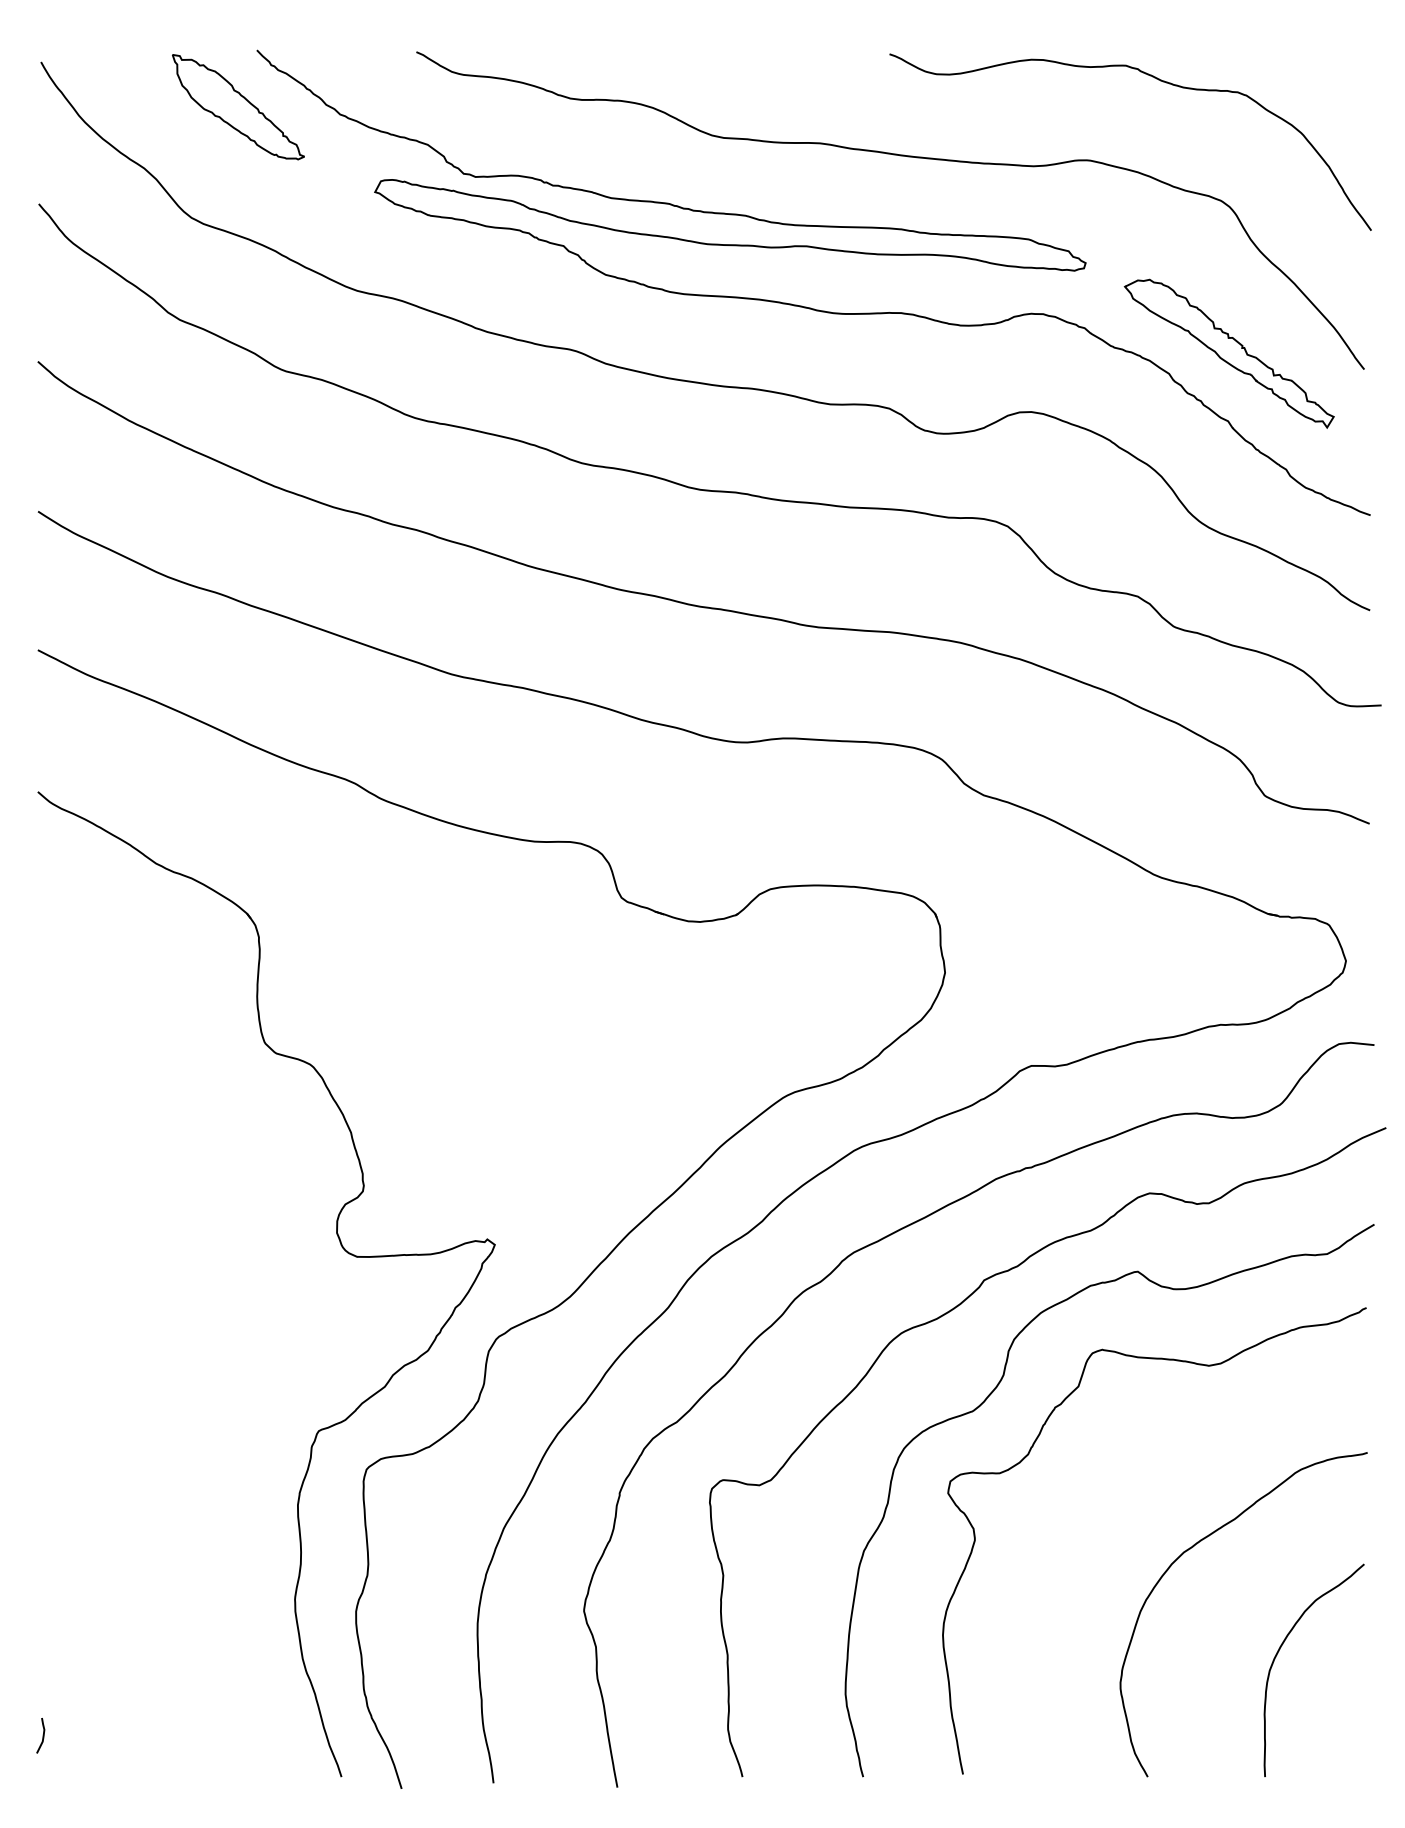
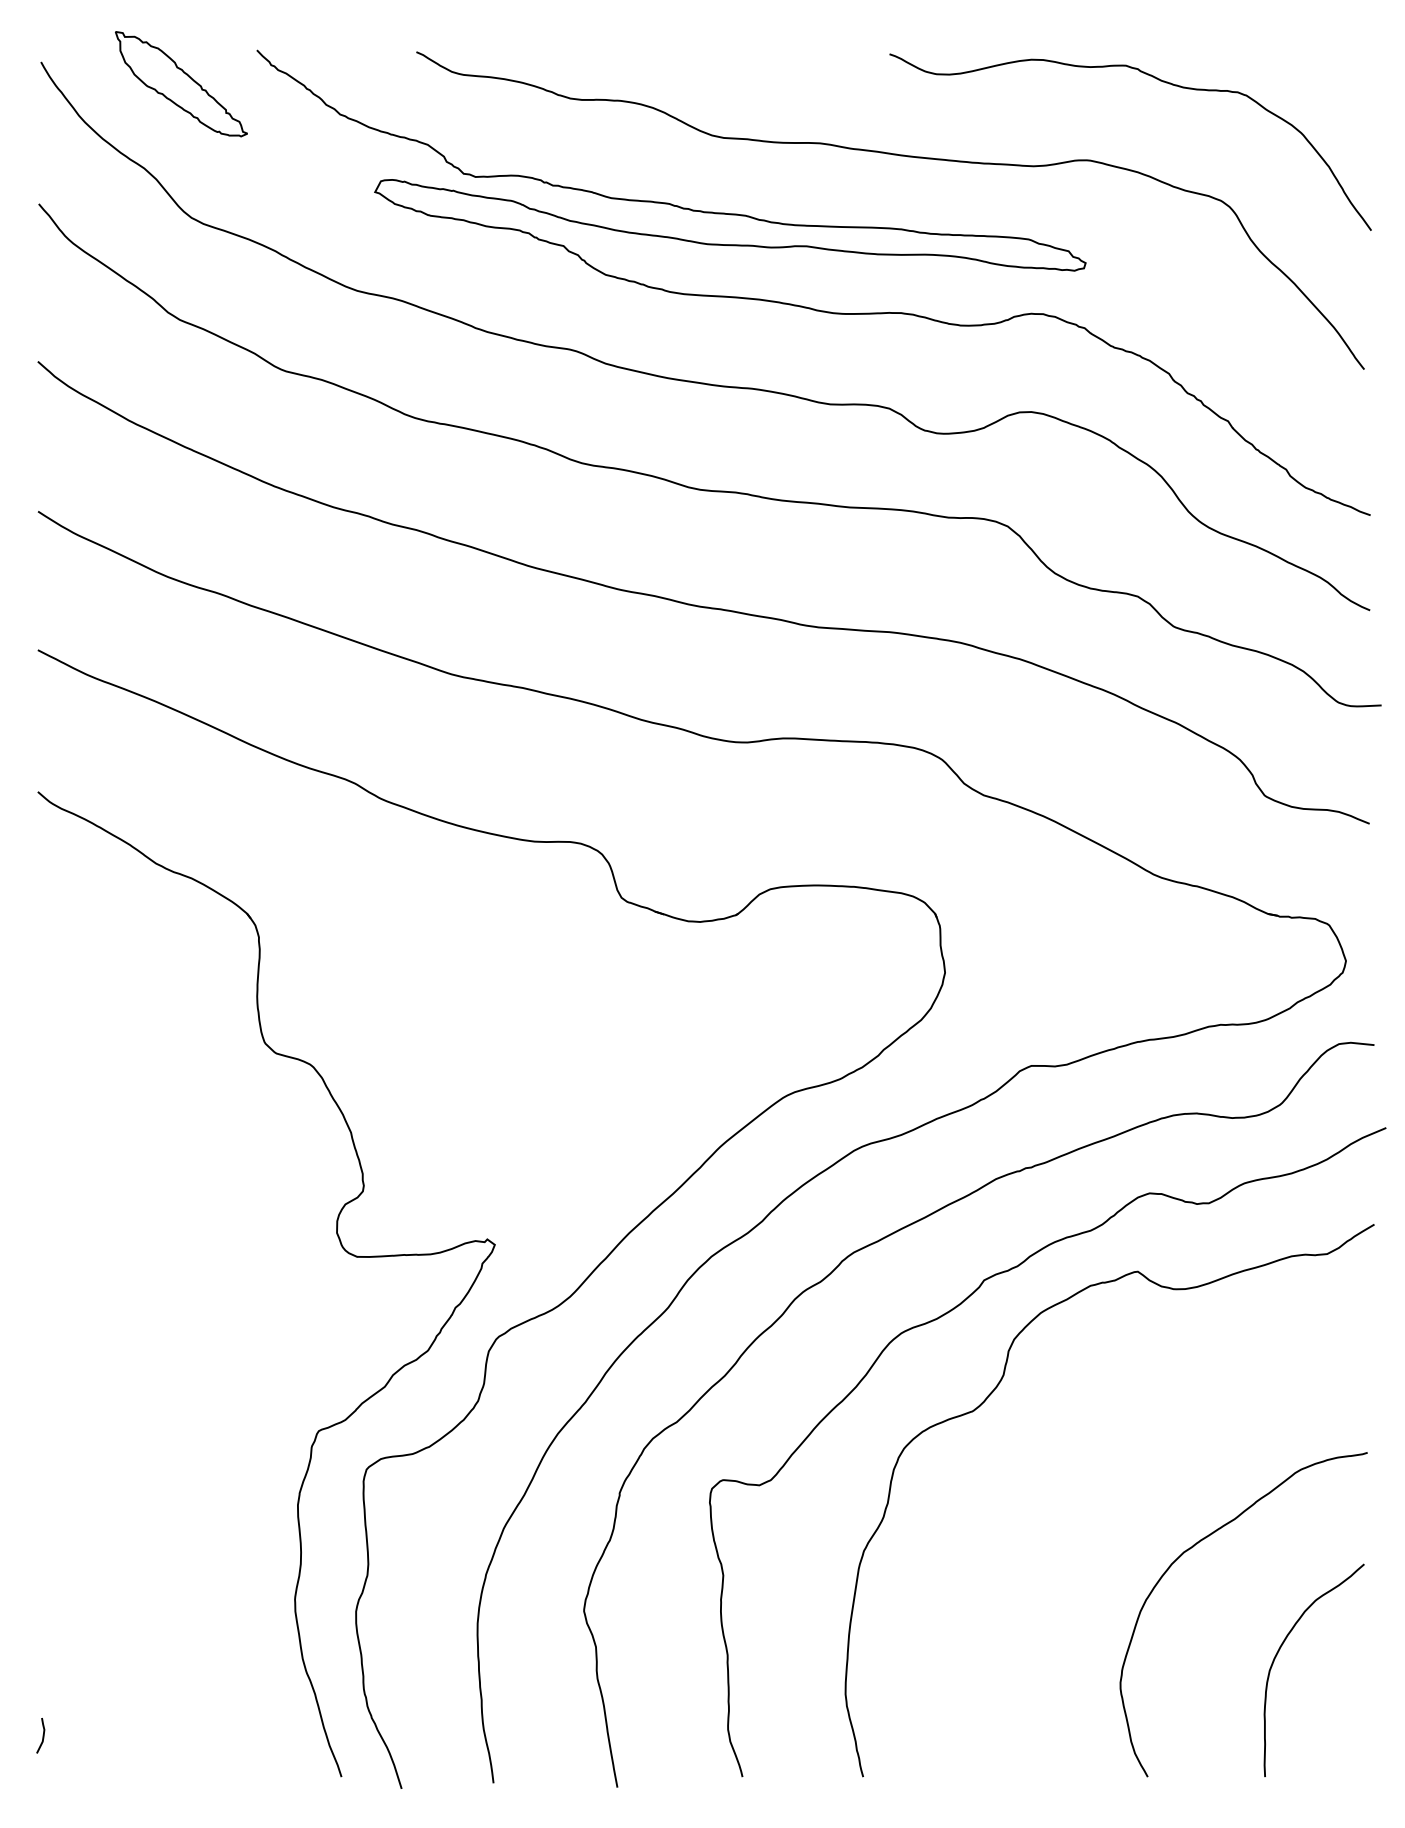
part position: (238, 107) -> (181, 84) (181, 84)
part: present -> none (1228, 353)
curve: present -> none (1029, 1454)
